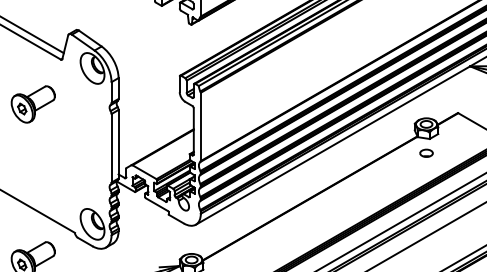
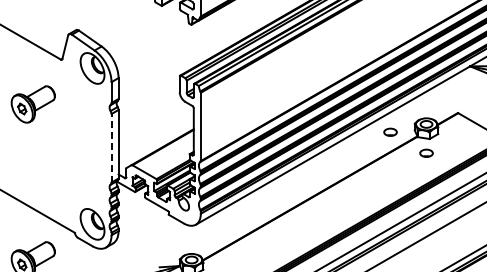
line: present -> none (32, 35)
part: none -> present (390, 131)
line: solid -> dashed (111, 147)
